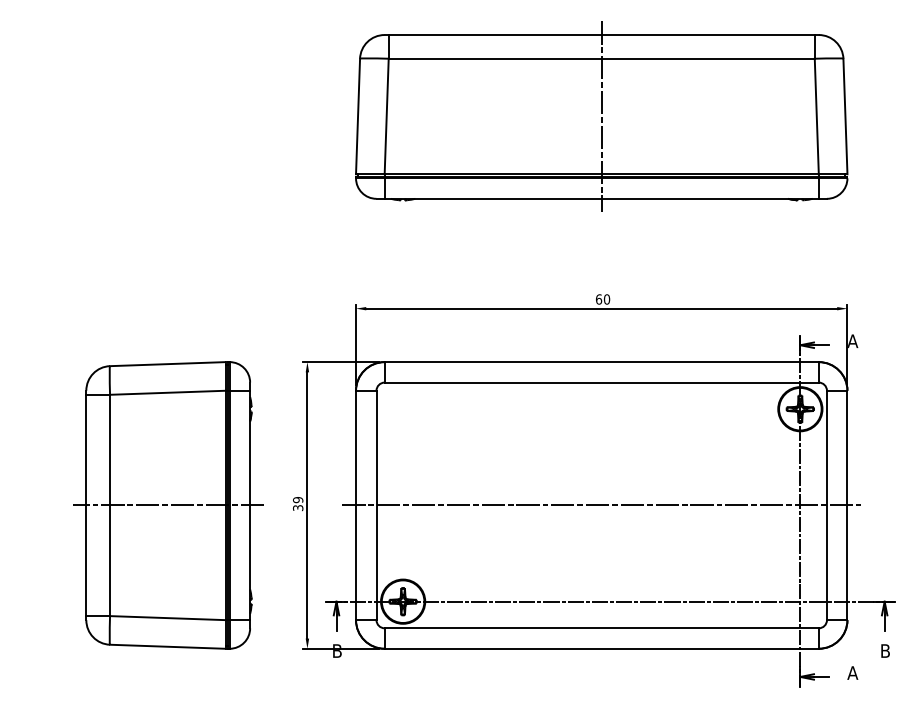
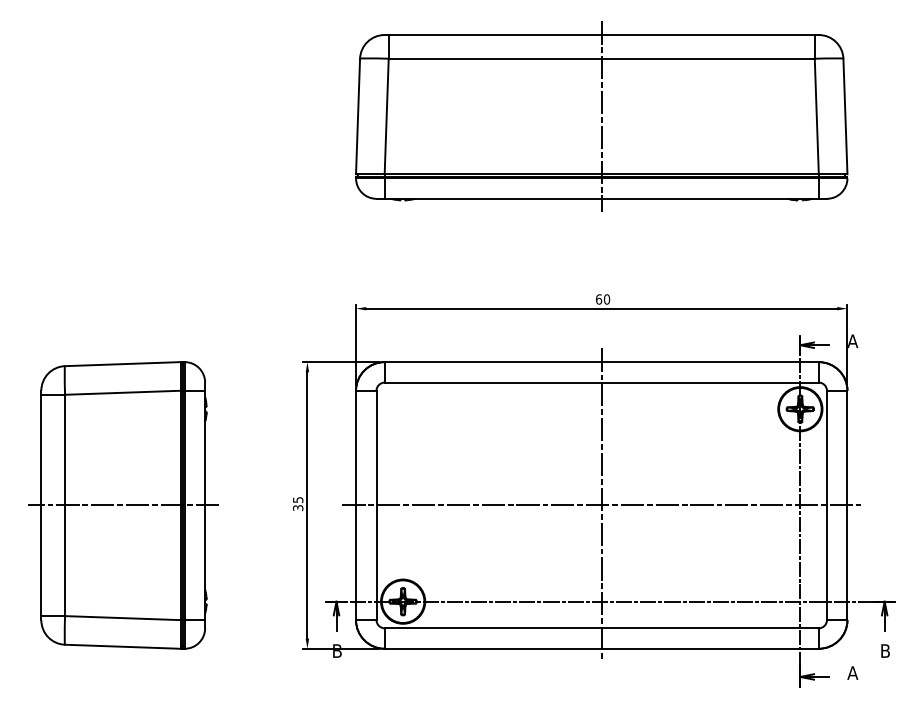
text: 39 -> 35 (298, 500)
part position: (168, 505) -> (123, 505) (123, 505)
line: none -> present (601, 505)
